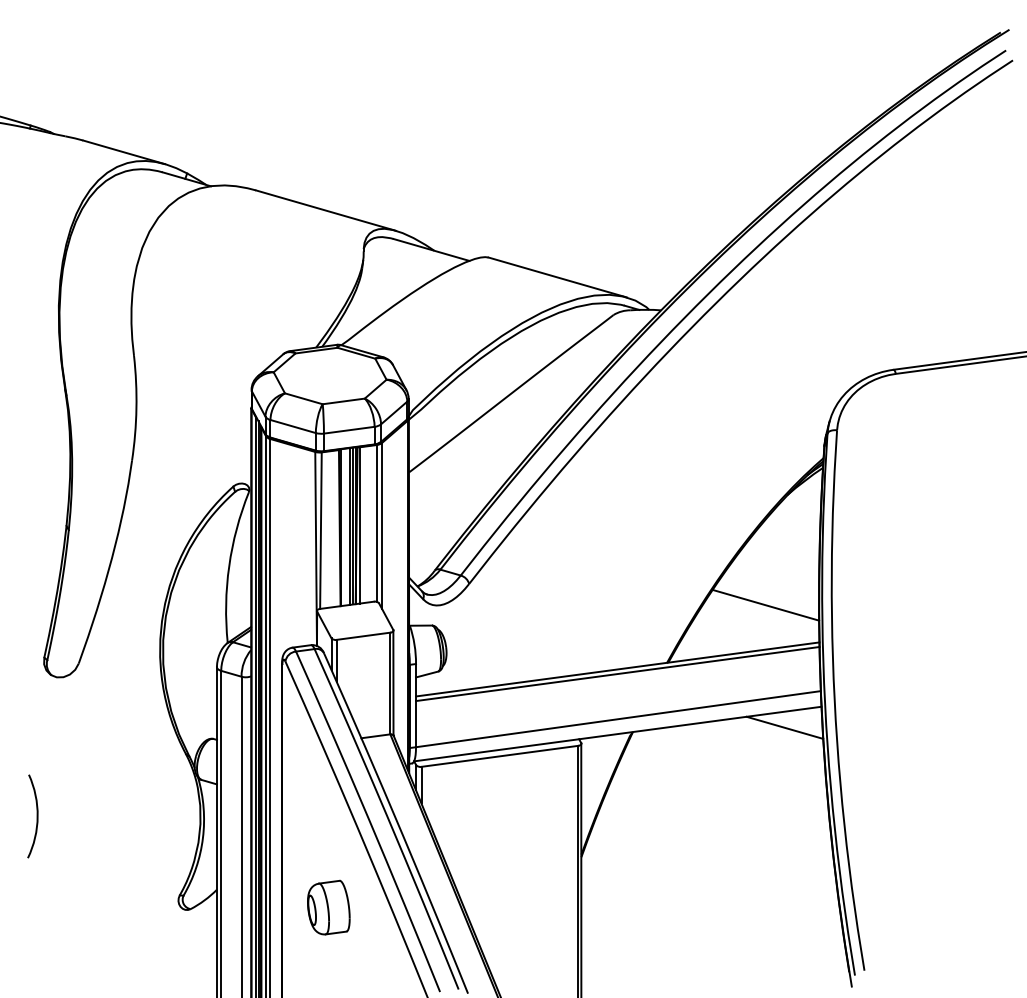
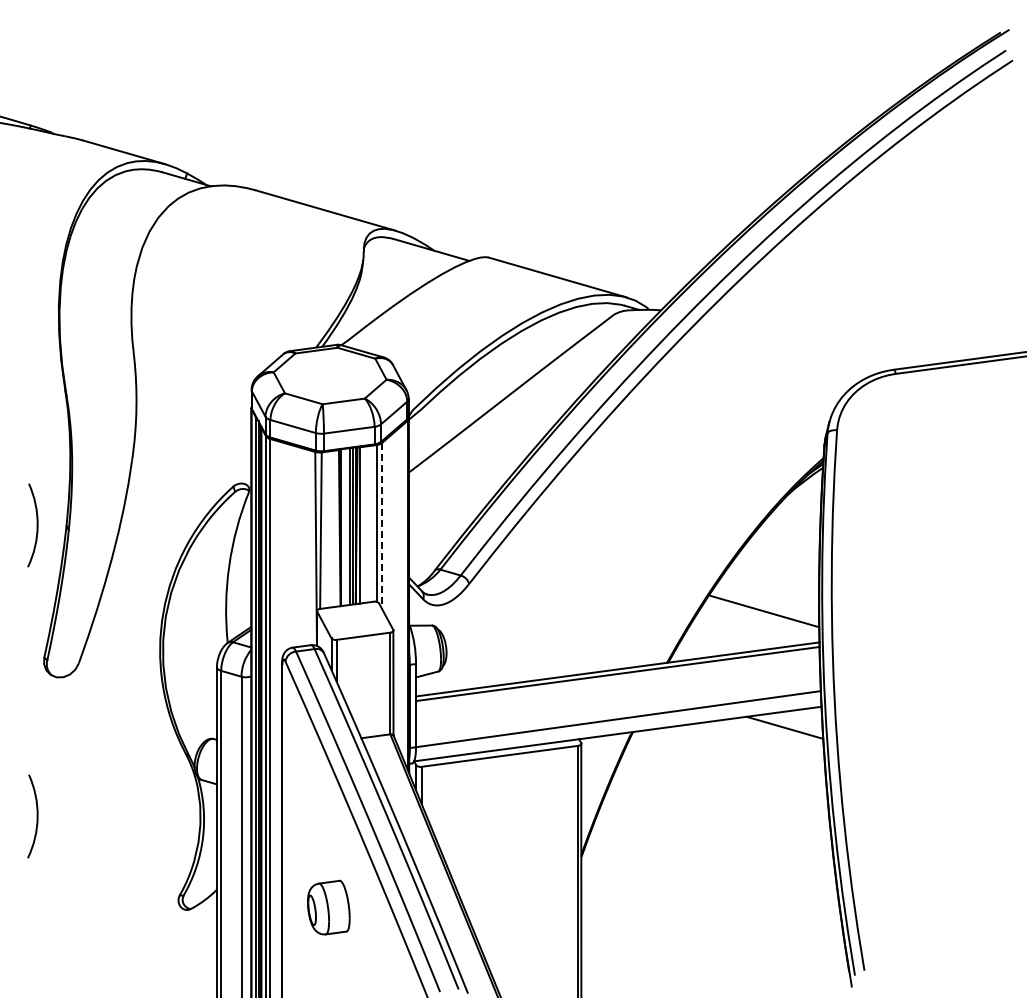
arc: none -> present (36, 525)
line: solid -> dashed (381, 525)
line position: (765, 604) -> (763, 610) (763, 610)
